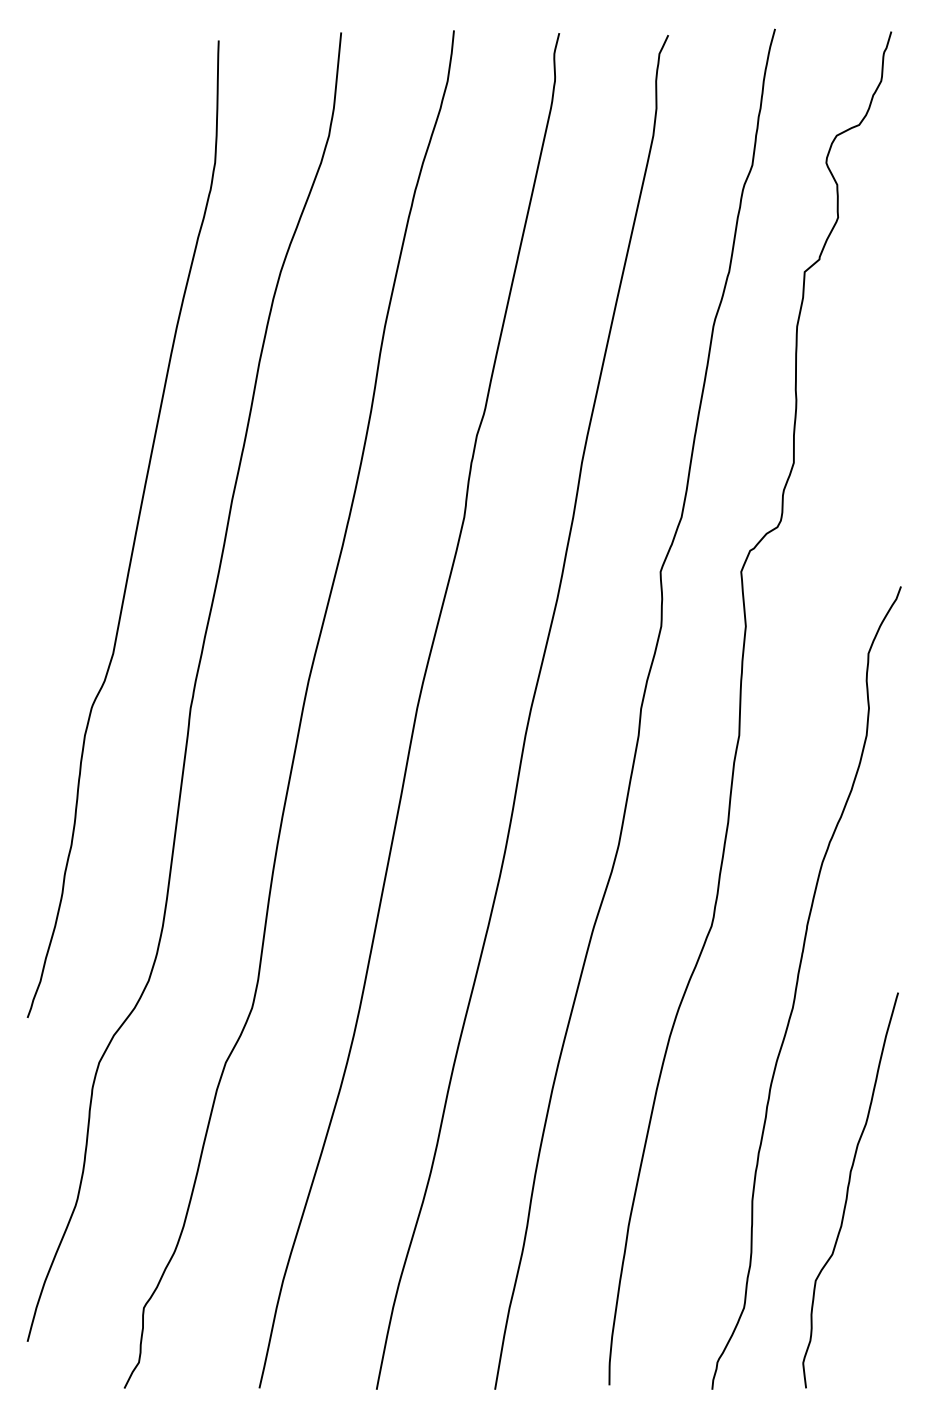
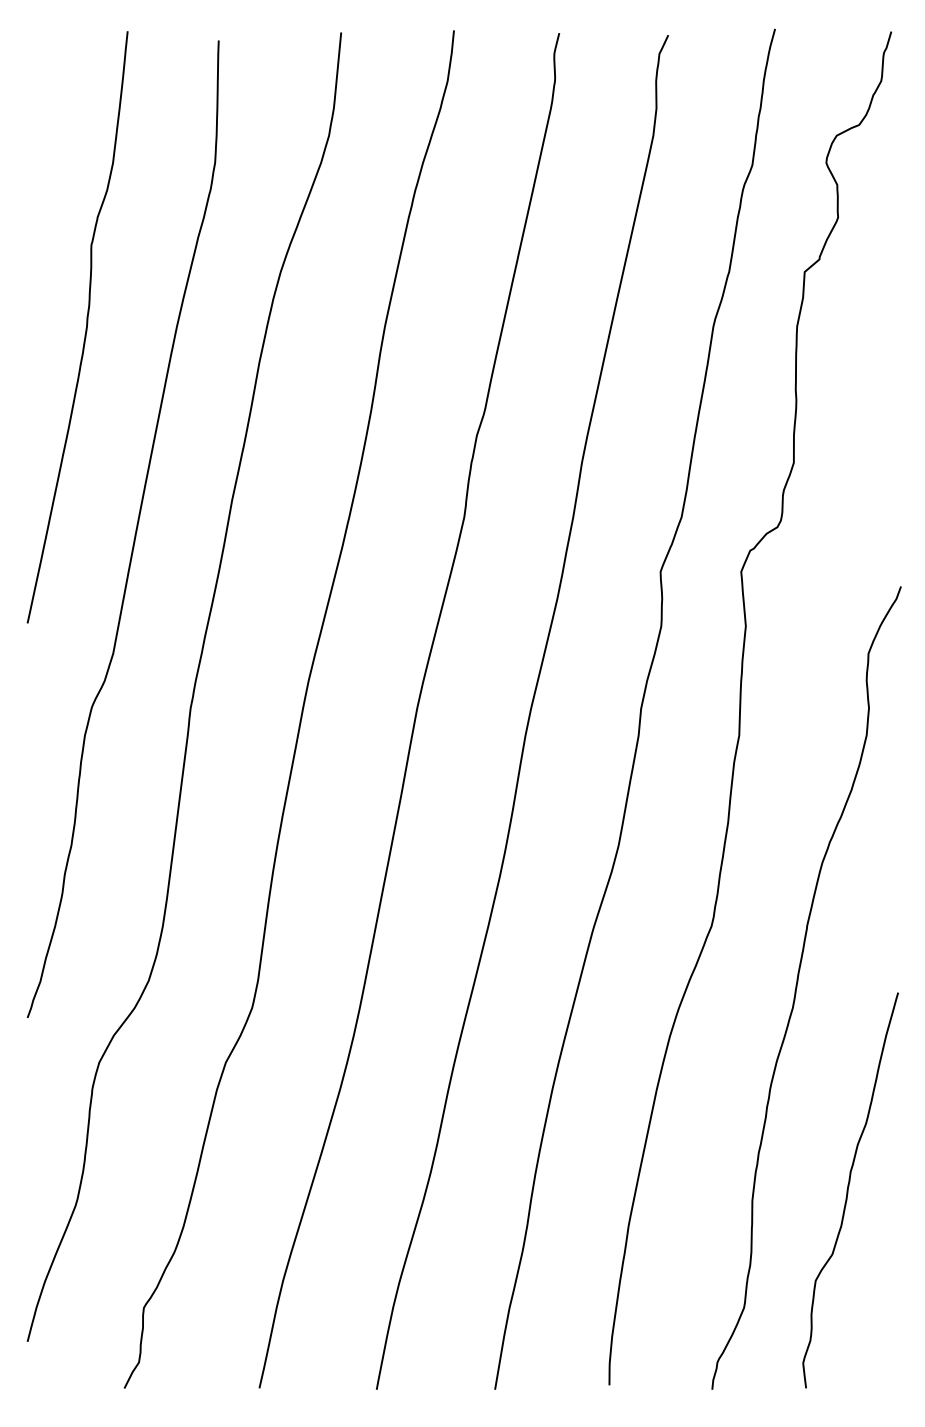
curve: none -> present (85, 328)
